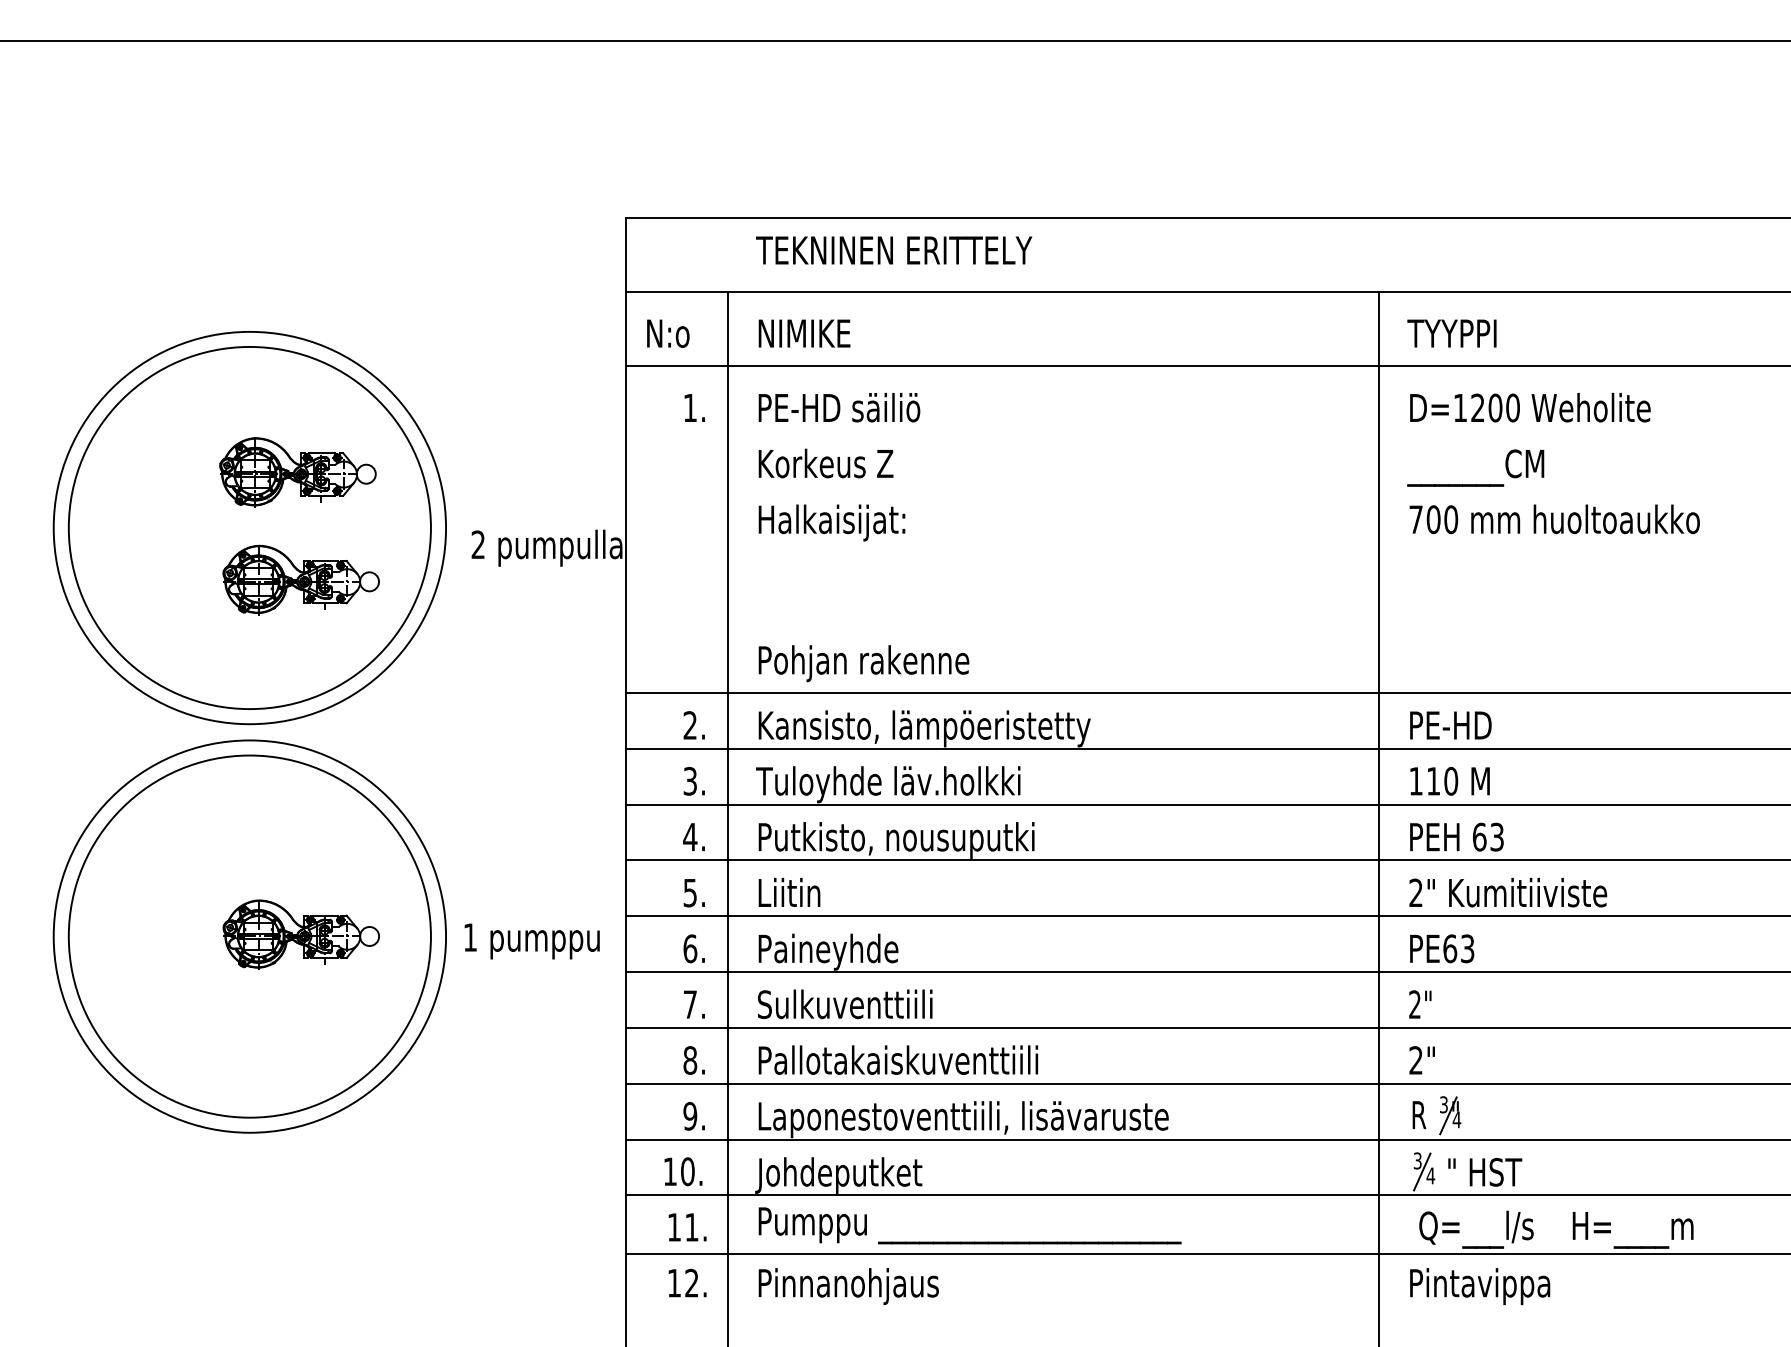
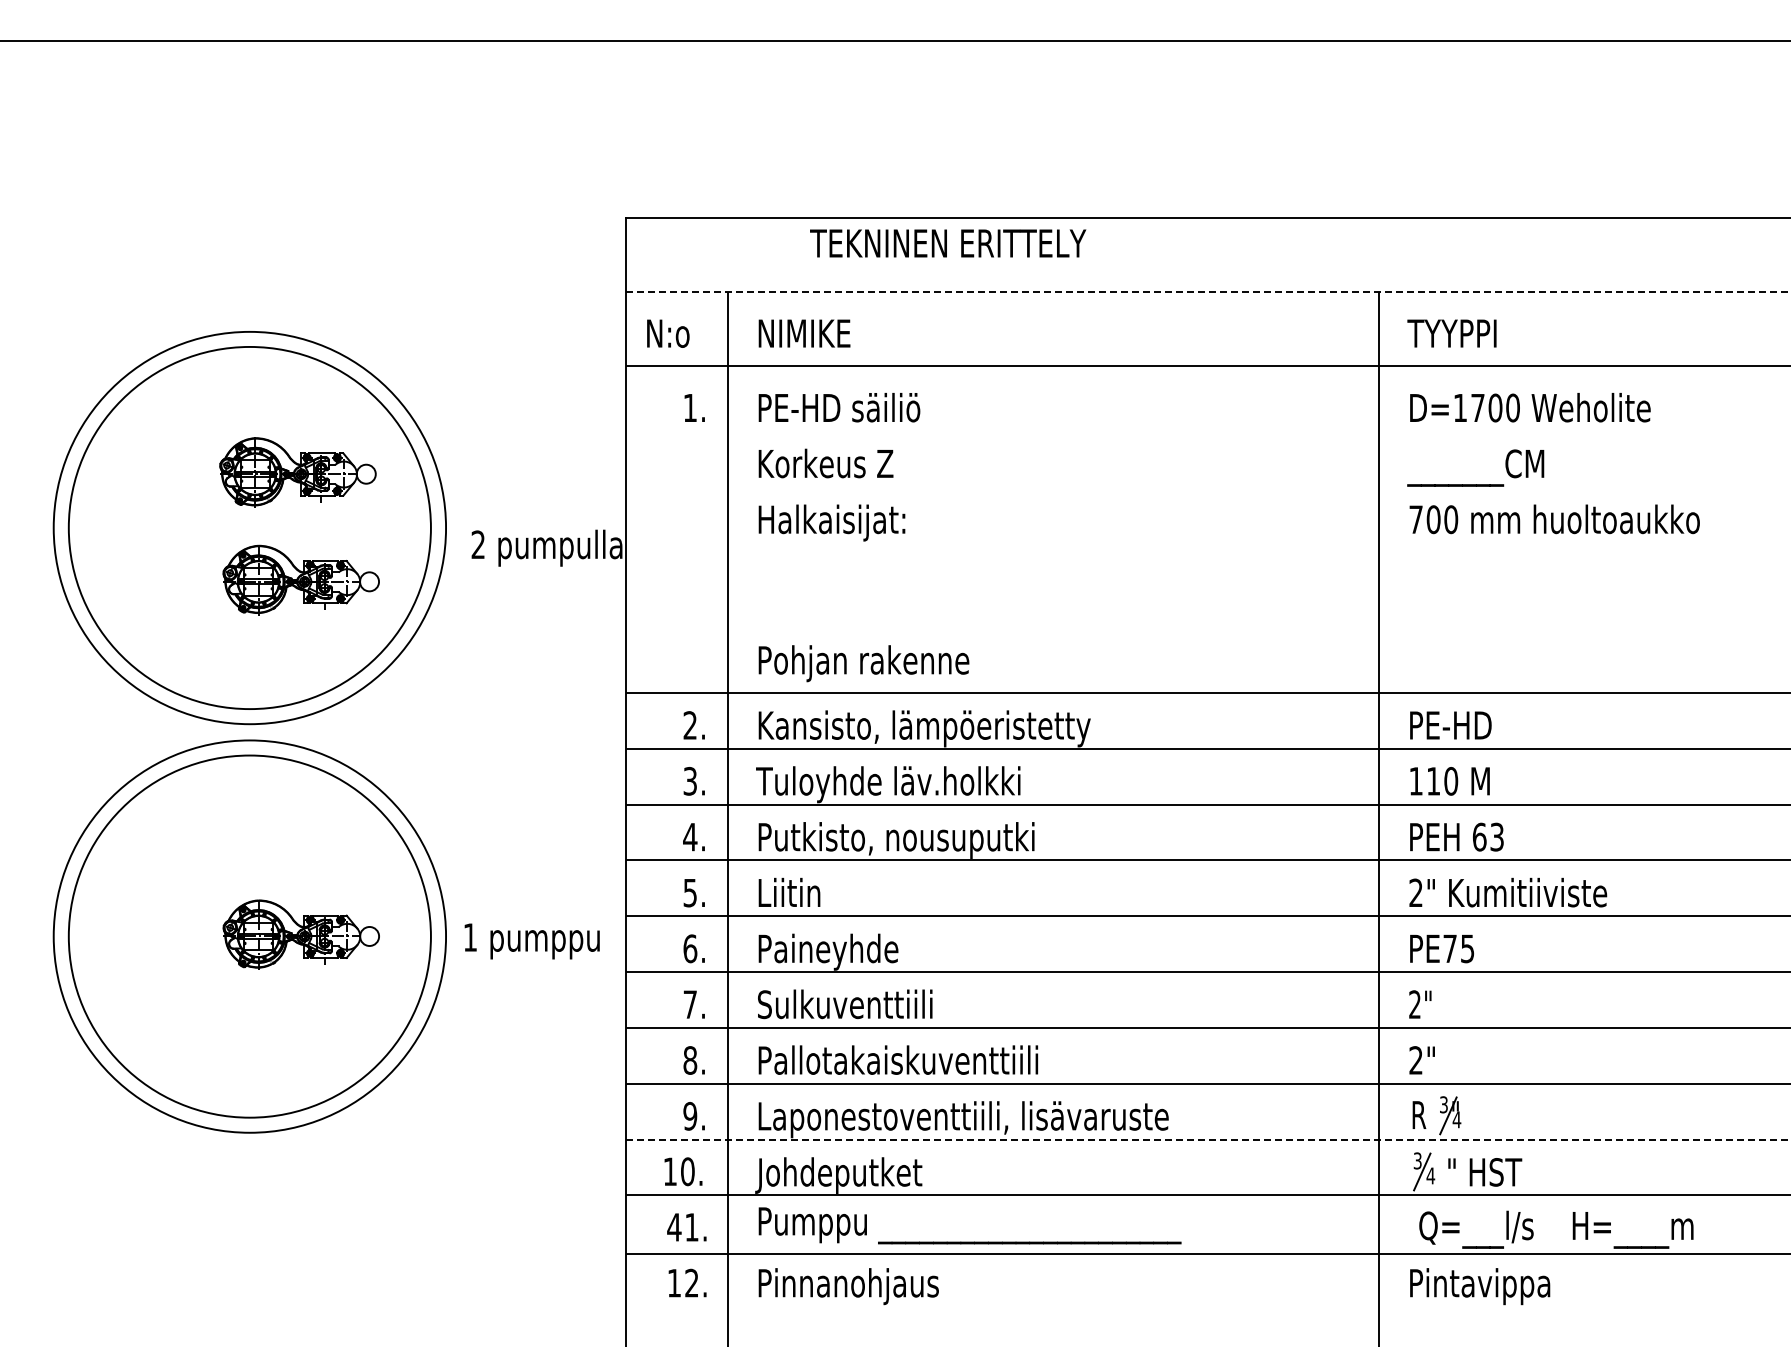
text position: (894, 250) -> (948, 243) (948, 243)
line: solid -> dashed (1208, 292)
text: D=1200 -> D=1700 (1477, 407)
text: PE63 -> PE75 (1458, 948)
line: solid -> dashed (1208, 1139)
text: 11. -> 41. (674, 1227)
